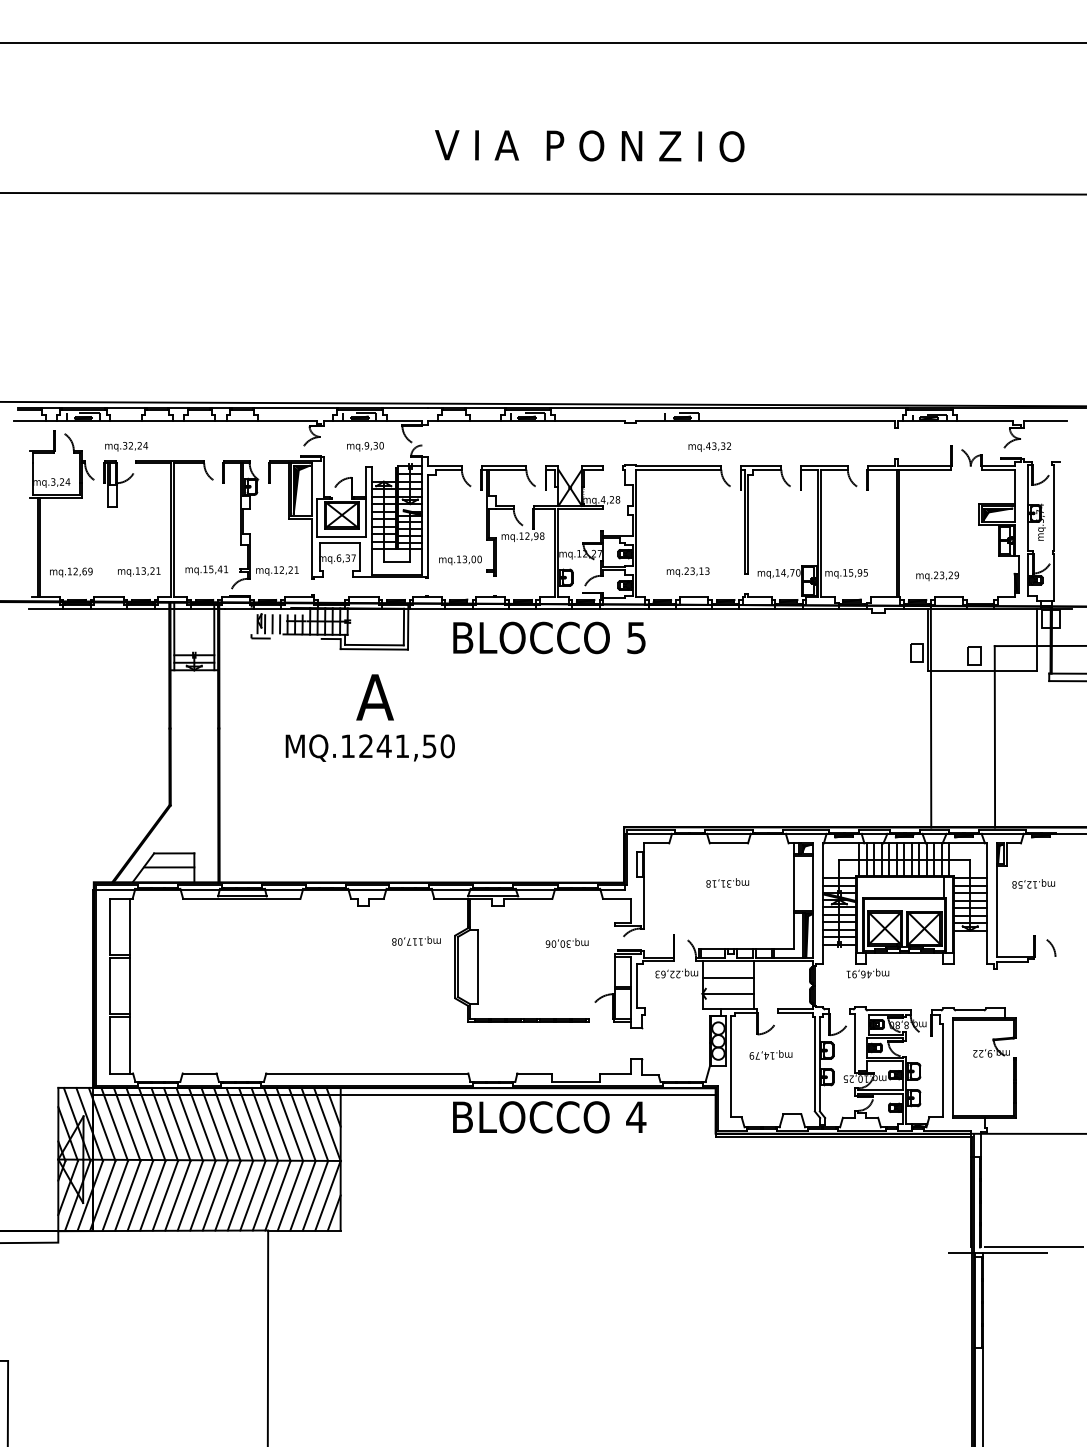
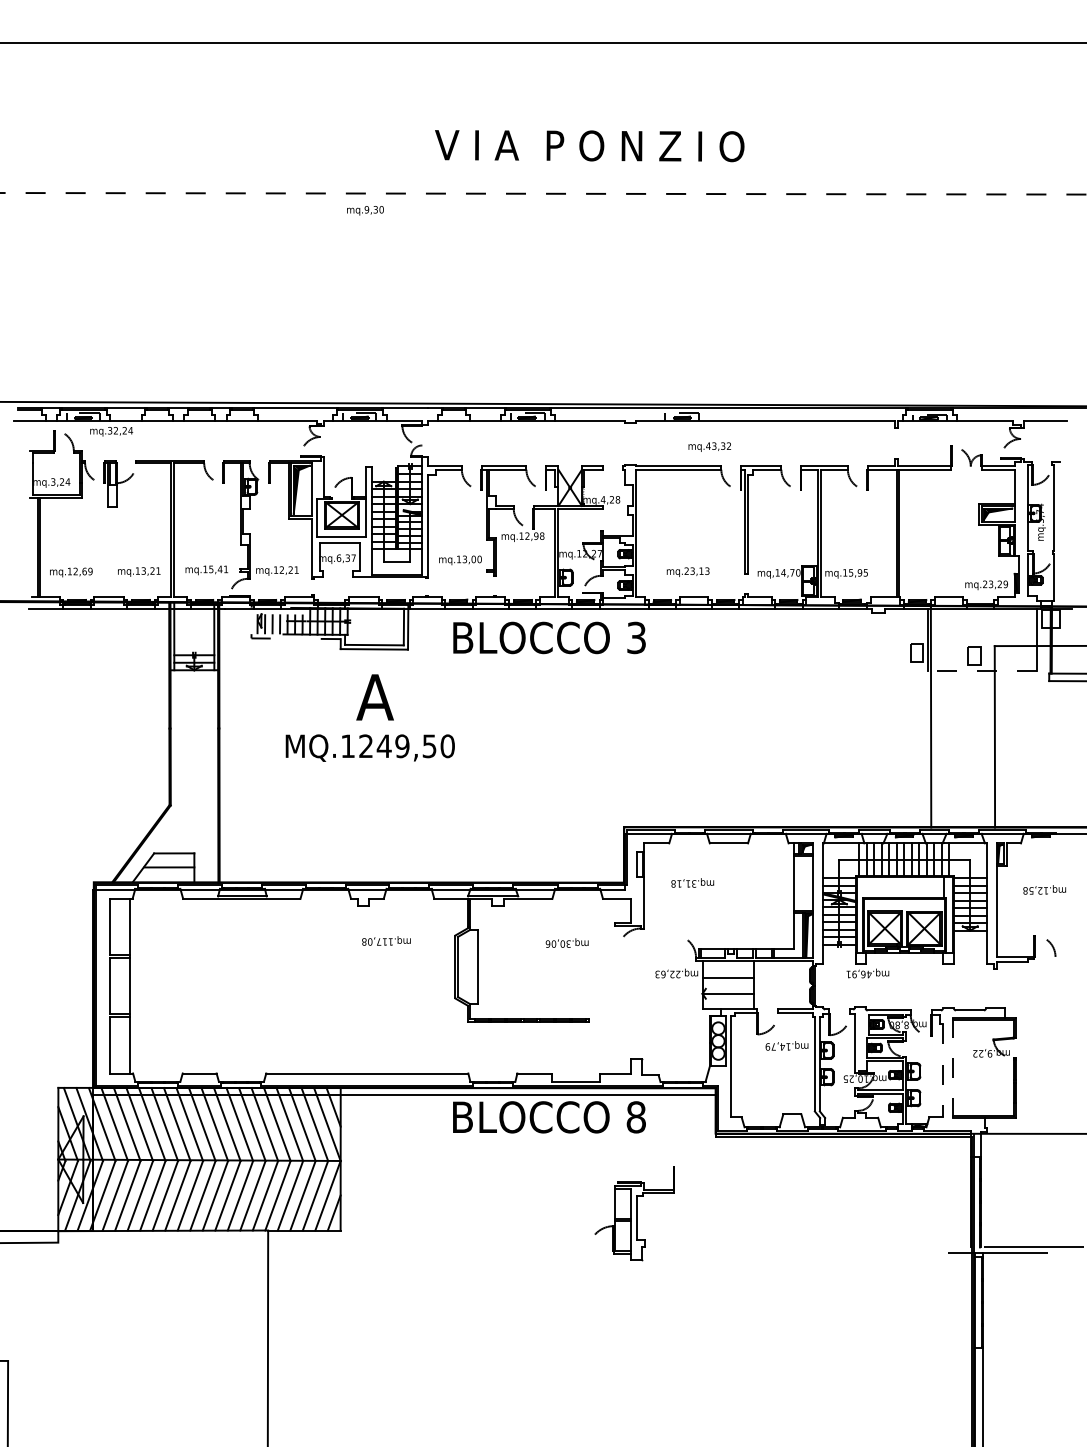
line: solid -> dashed (543, 193)
text position: (126, 446) -> (111, 431) (111, 431)
text position: (365, 446) -> (365, 210) (365, 210)
text position: (937, 576) -> (986, 585) (986, 585)
text: 5 -> 3 (636, 637)
line: solid -> dashed (982, 671)
text: MQ.1241,50 -> MQ.1249,50 (402, 746)
text position: (727, 882) -> (692, 882) (692, 882)
text position: (1033, 883) -> (1044, 889) (1044, 889)
text position: (416, 940) -> (386, 940) (386, 940)
part position: (634, 981) -> (634, 1213) (634, 1213)
text position: (770, 1054) -> (786, 1045) (786, 1045)
line: solid -> dashed (953, 1067)
line: solid -> dashed (942, 1071)
text: 4 -> 8 (636, 1117)
